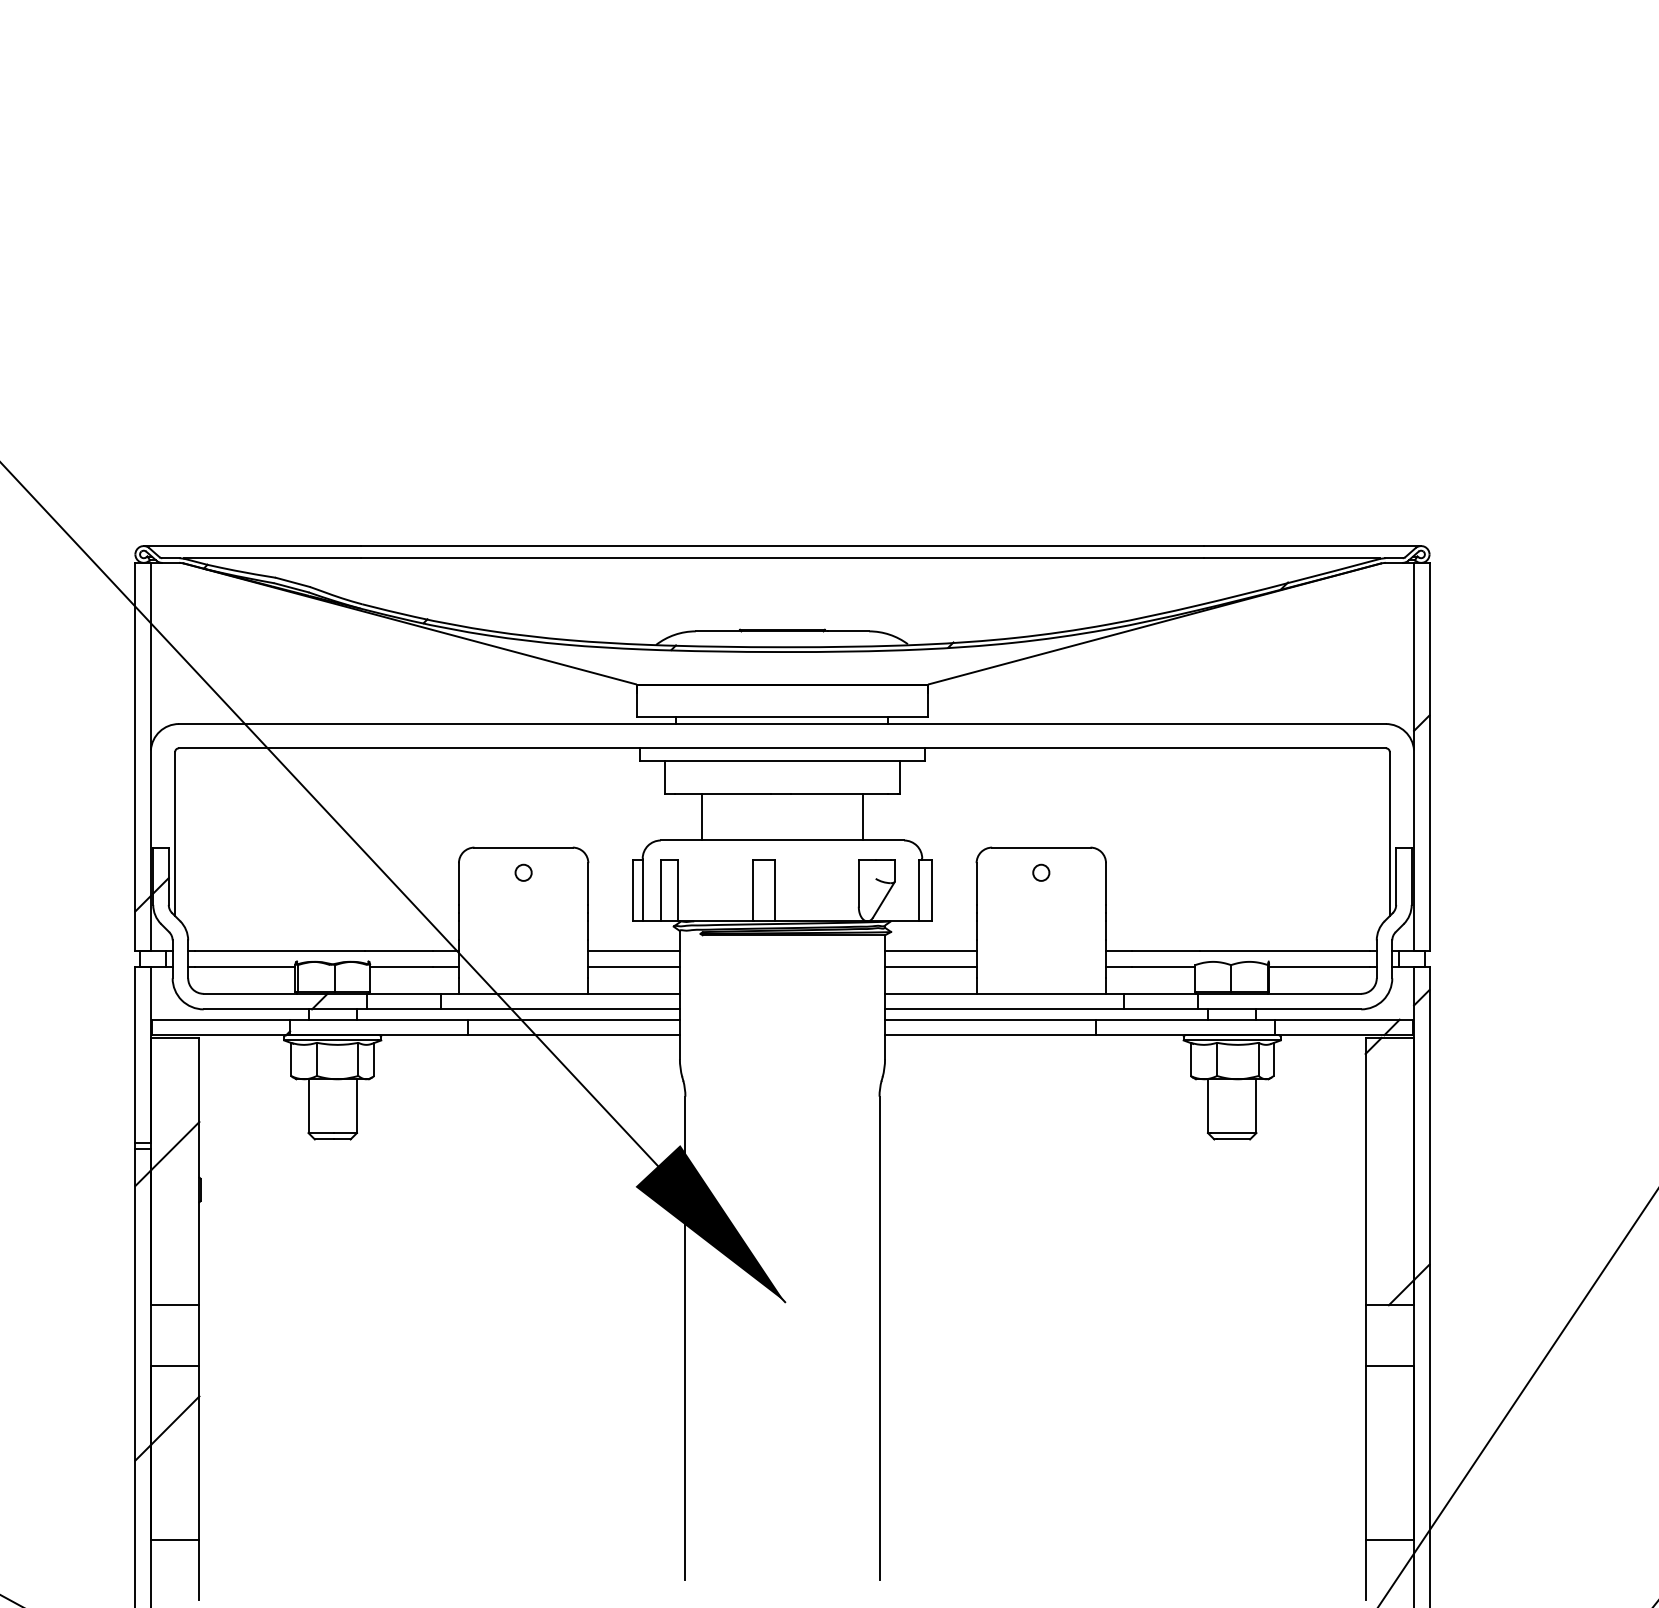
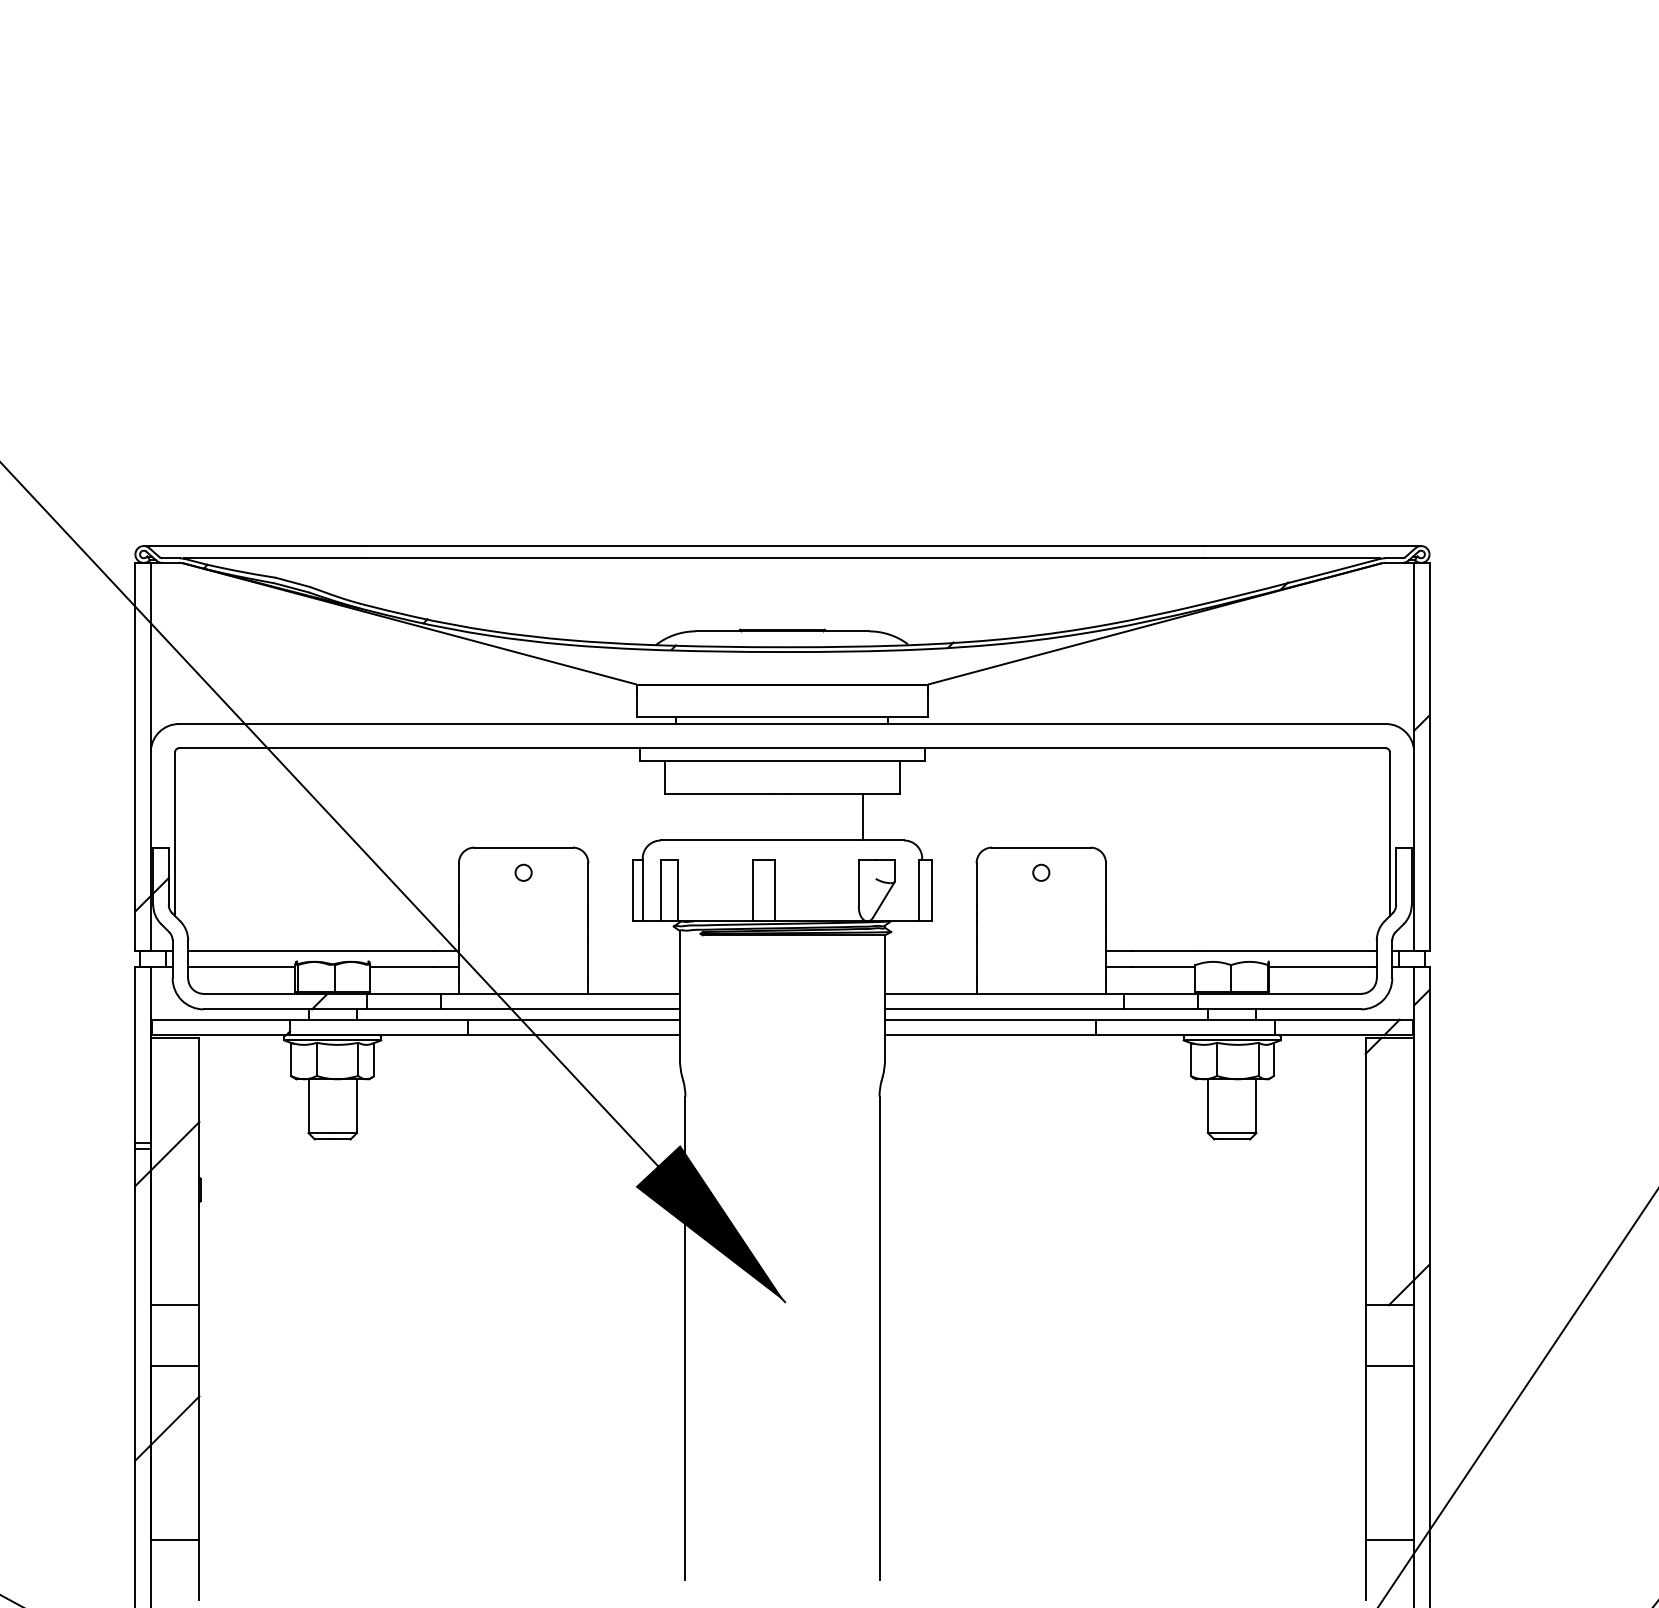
line: present -> none (702, 816)
line: present -> none (633, 951)
line: present -> none (930, 951)
line: present -> none (633, 966)
line: present -> none (930, 966)
